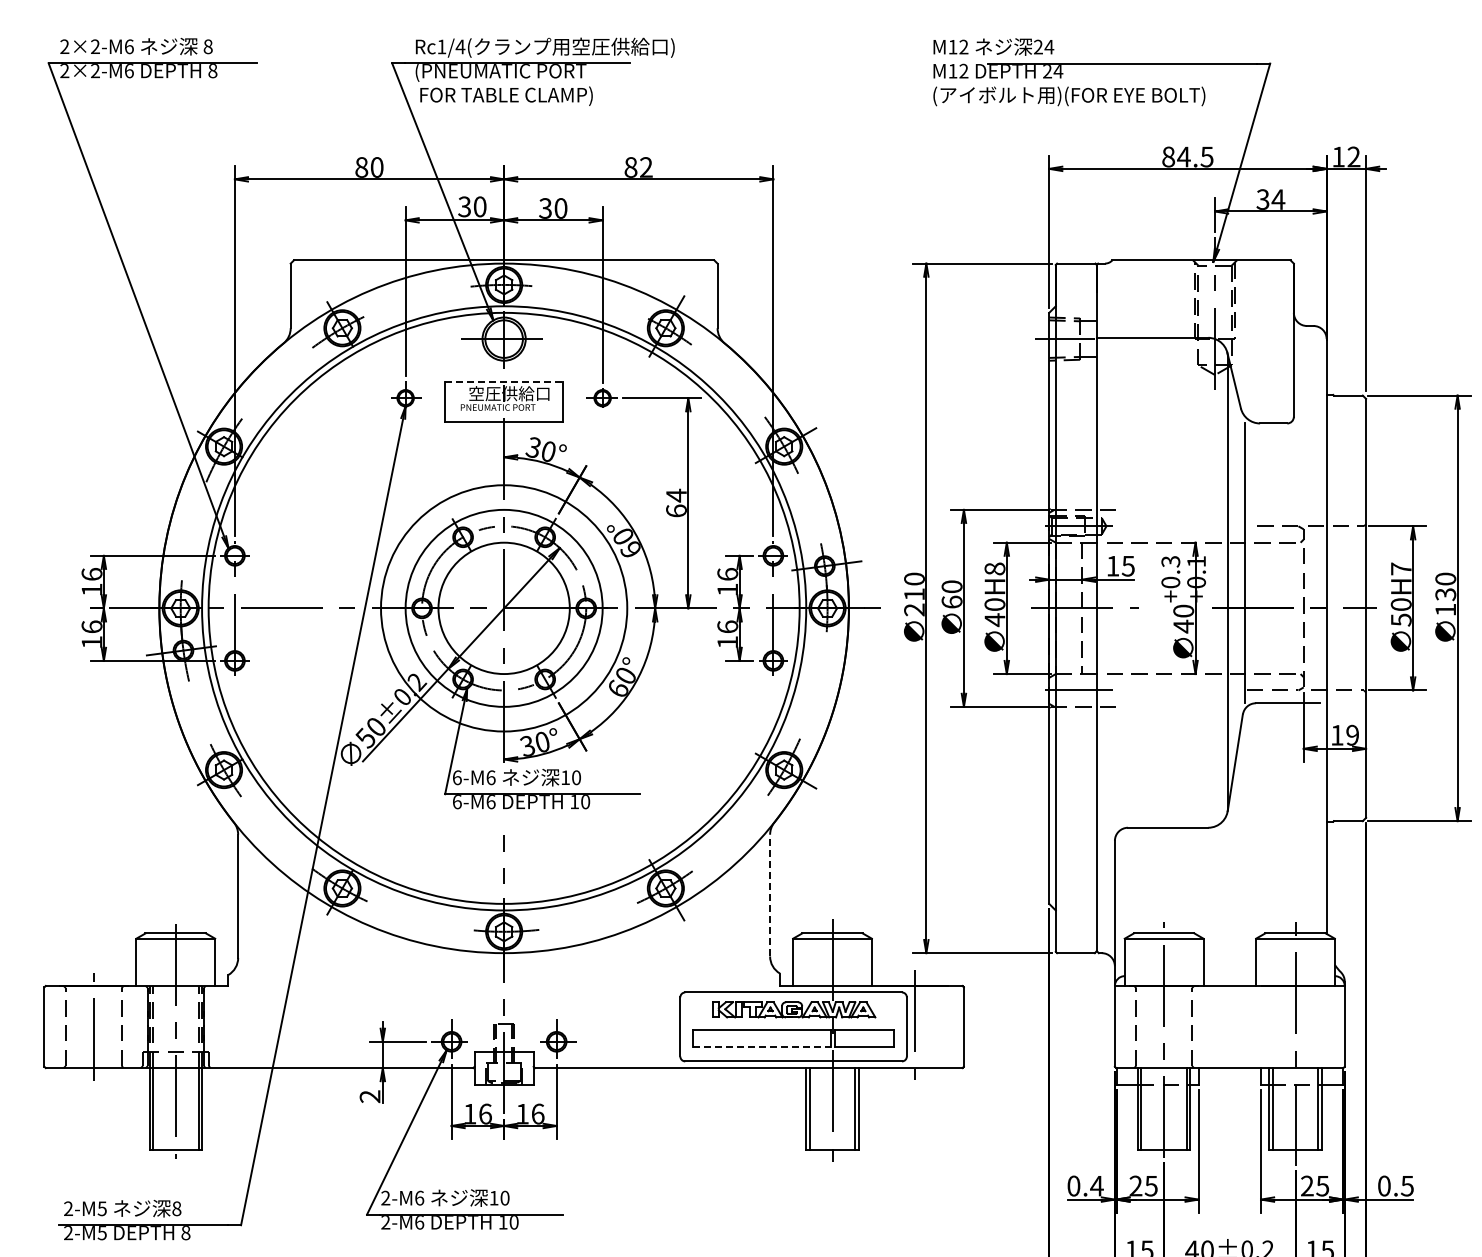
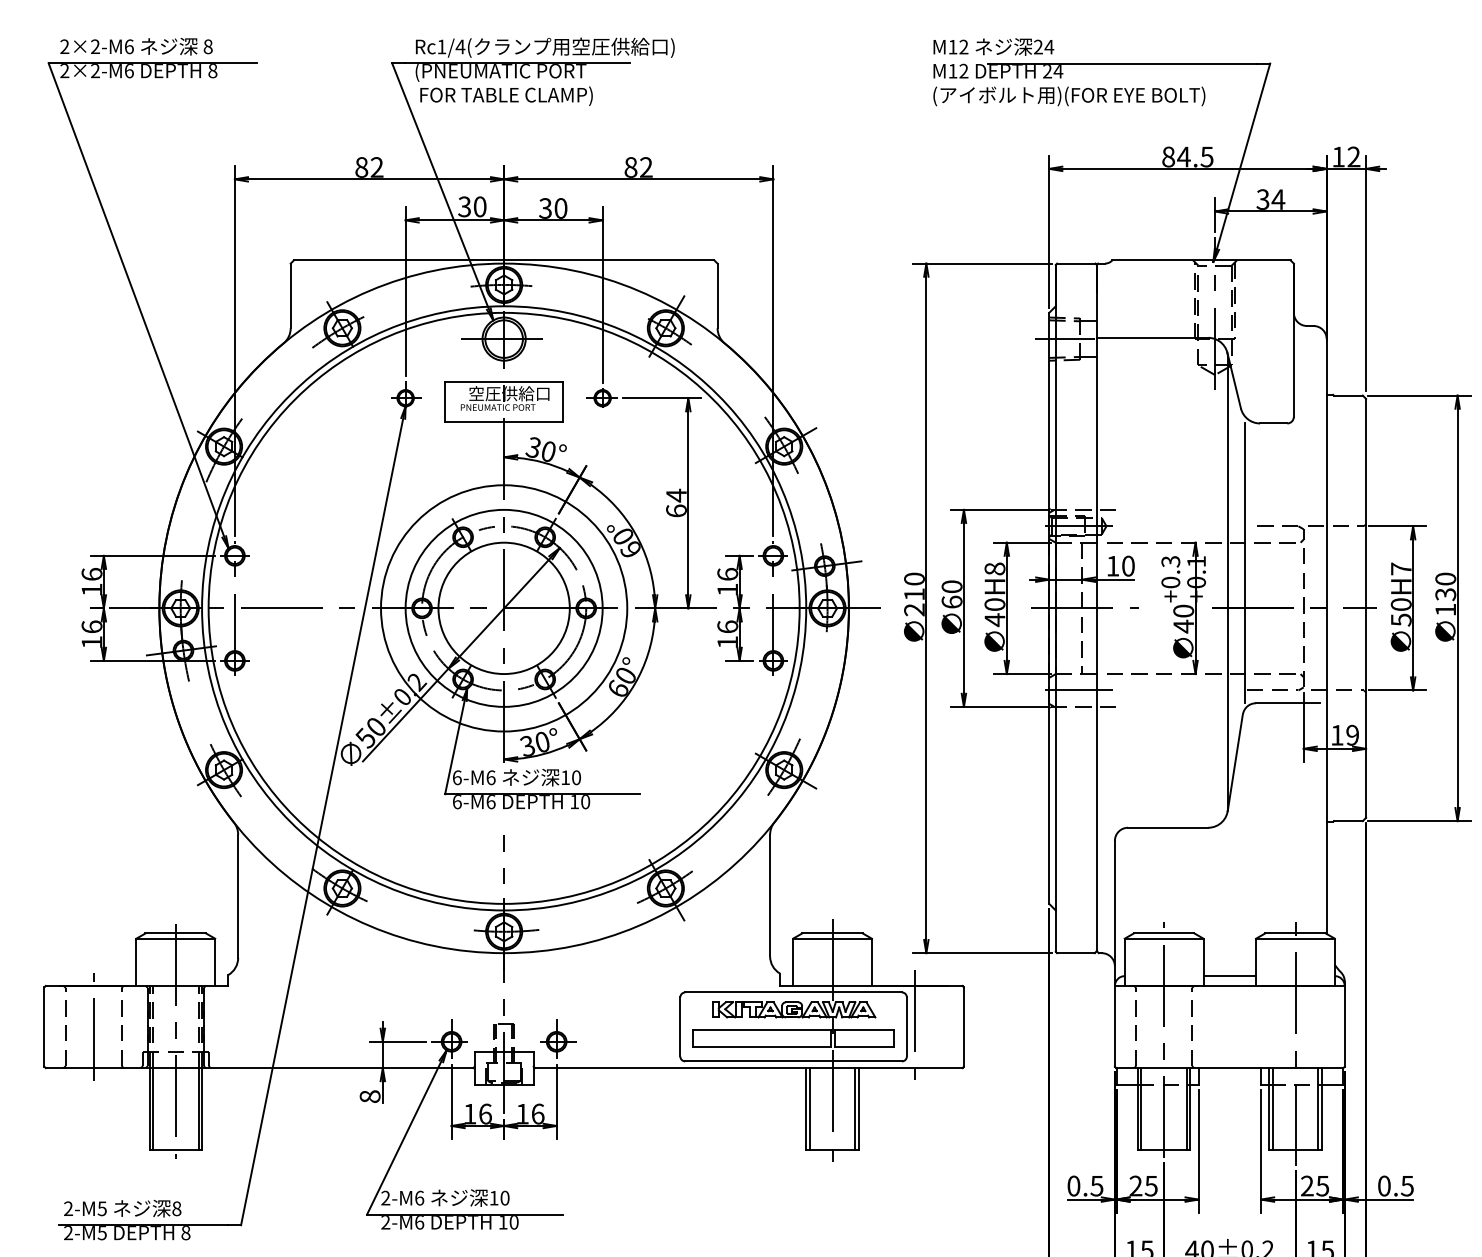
text: 80 -> 82 (376, 167)
line: dashed -> solid (504, 382)
text: 15 -> 10 (1127, 565)
line: dashed -> solid (770, 895)
line: none -> present (1229, 976)
line: dashed -> solid (762, 1046)
text: 2 -> 8 (369, 1096)
text: 0.4 -> 0.5 (1096, 1186)
